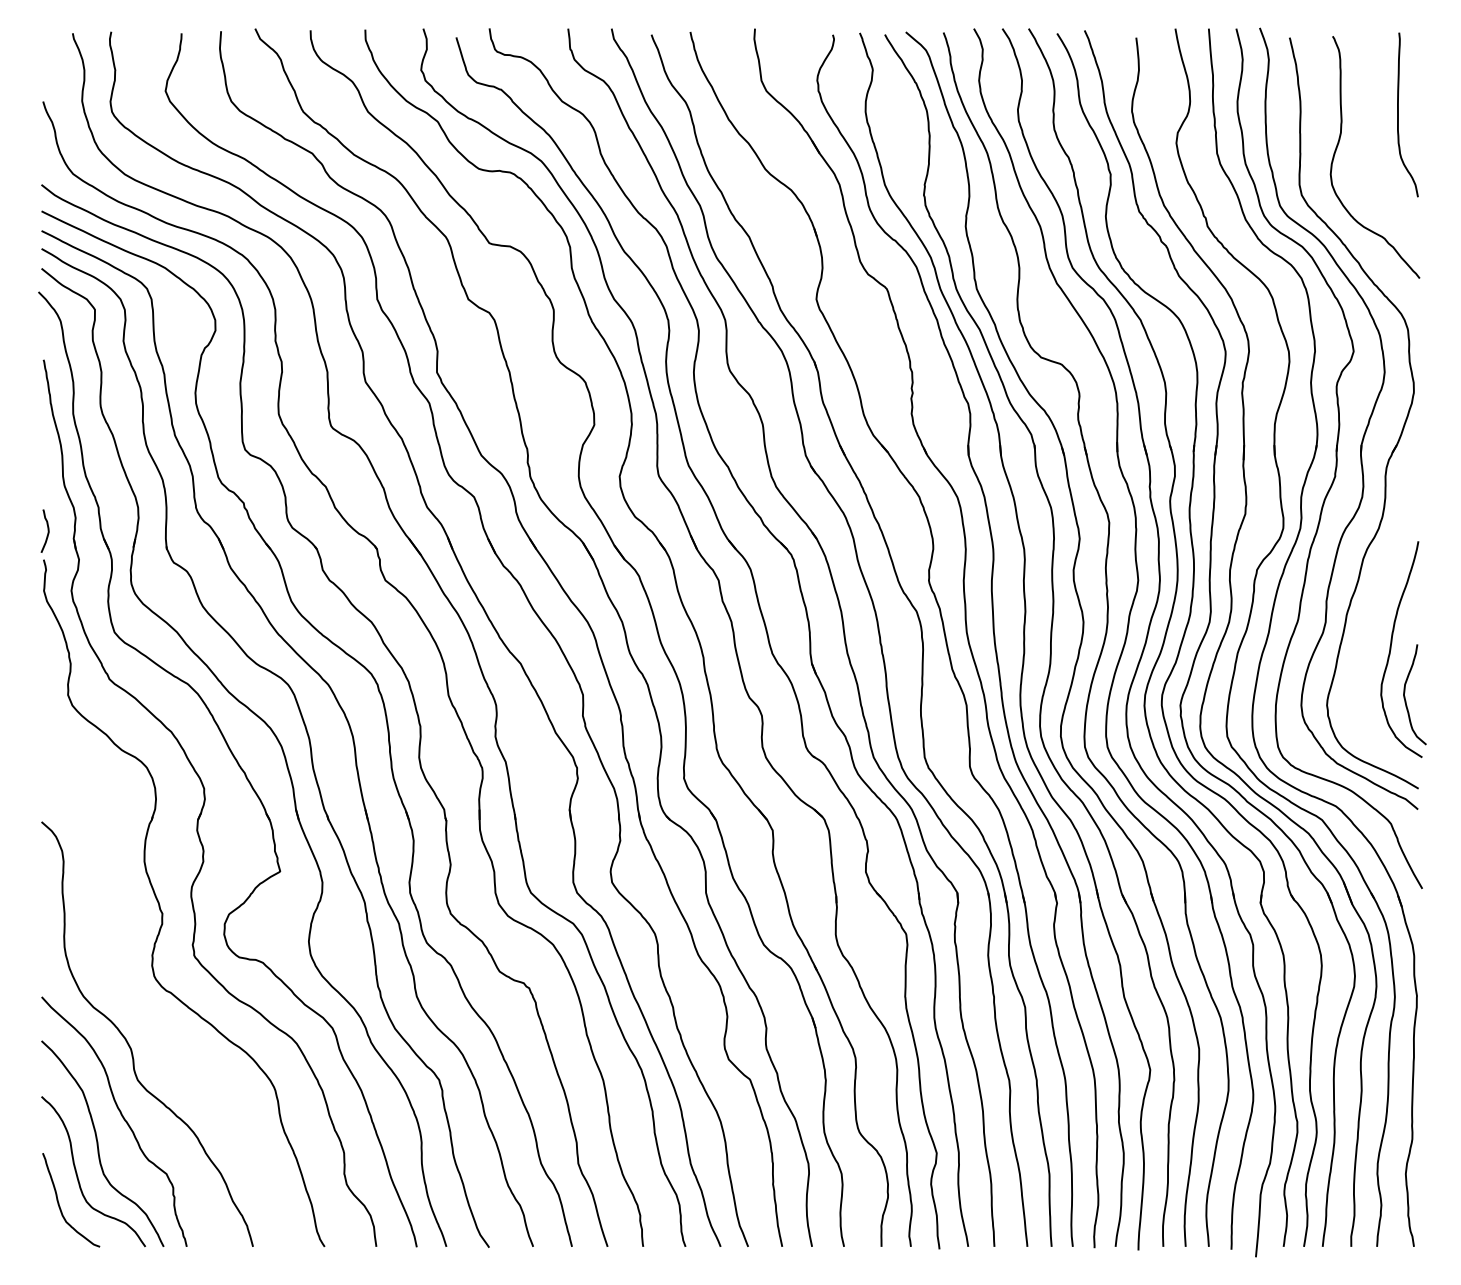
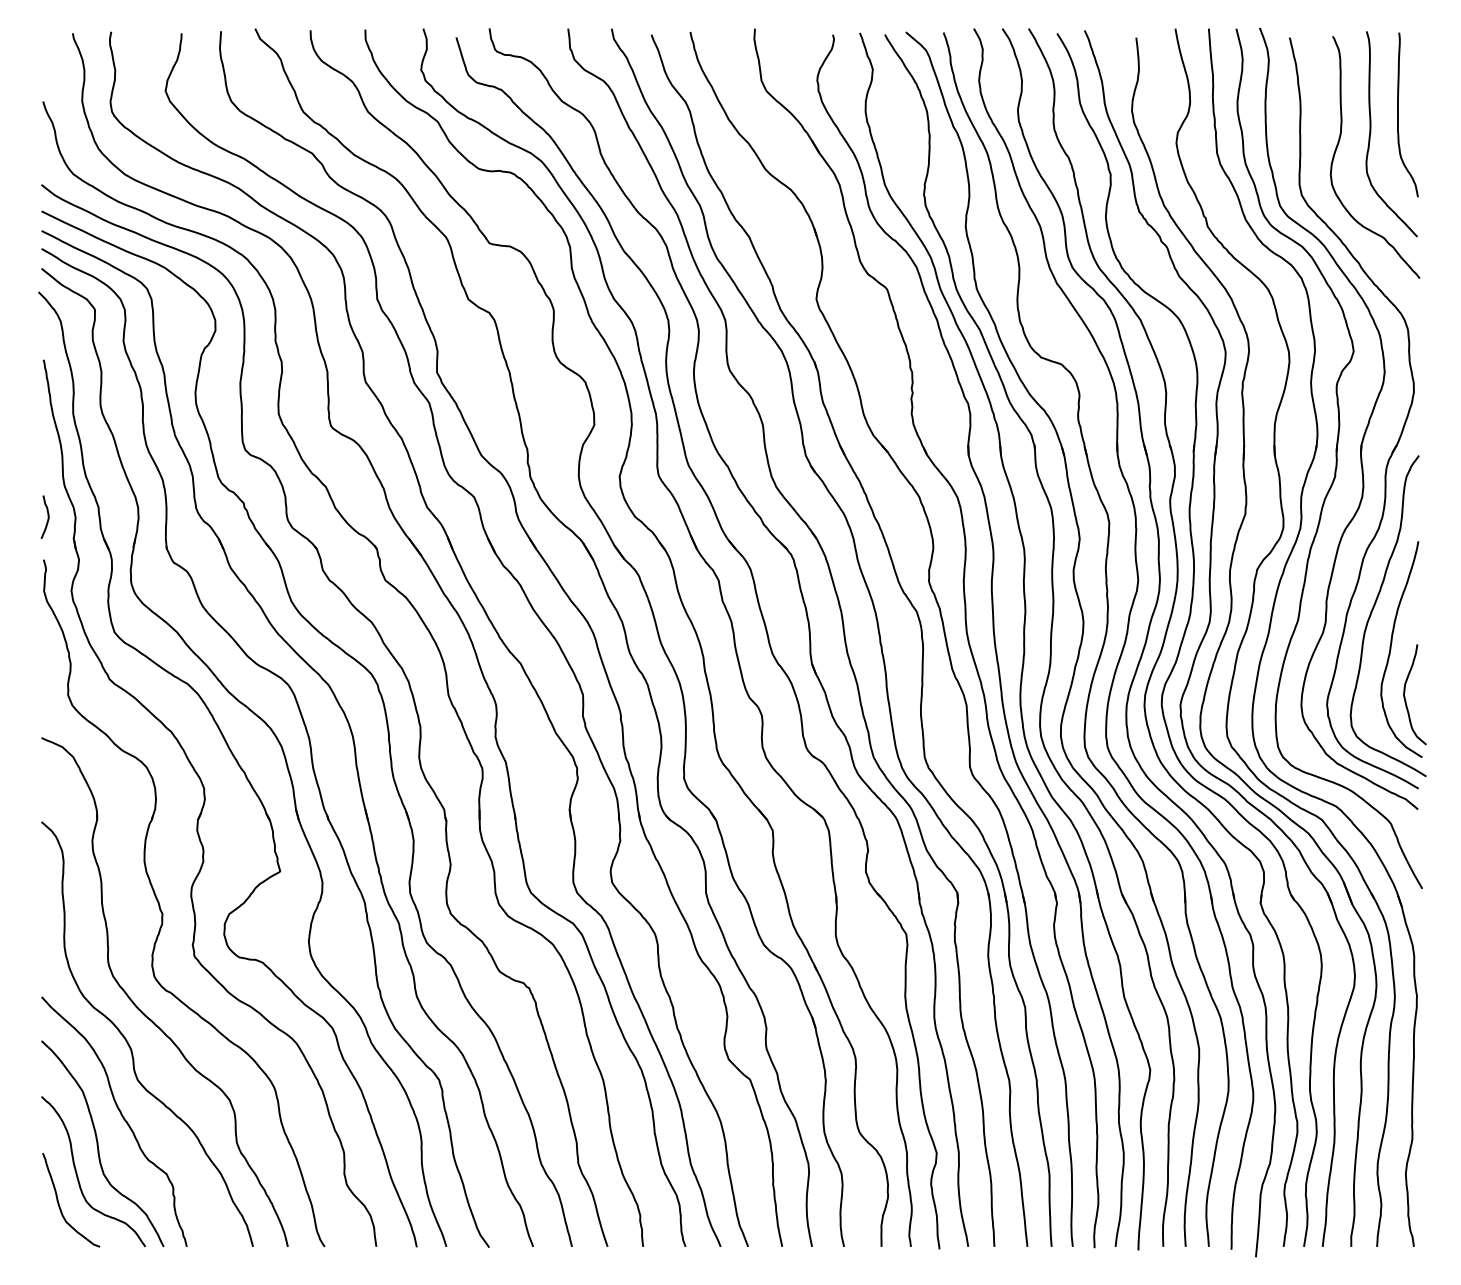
curve: none -> present (1371, 133)
curve position: (47, 530) -> (47, 516) (47, 516)
curve: none -> present (1373, 610)
part: none -> present (143, 1012)
